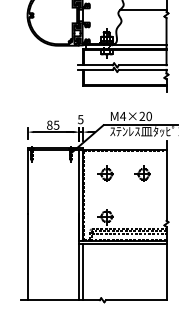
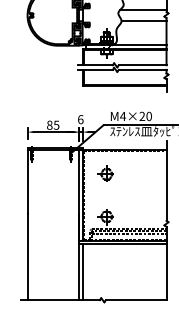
line: none -> present (143, 21)
text: 5 -> 6 (80, 119)
part: present -> none (142, 173)
